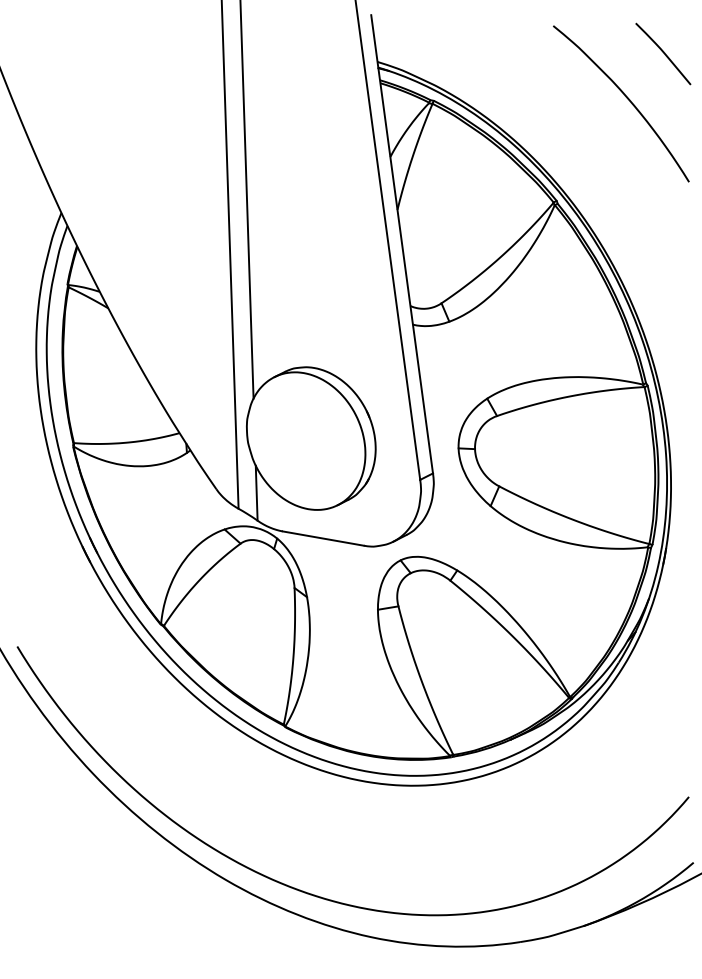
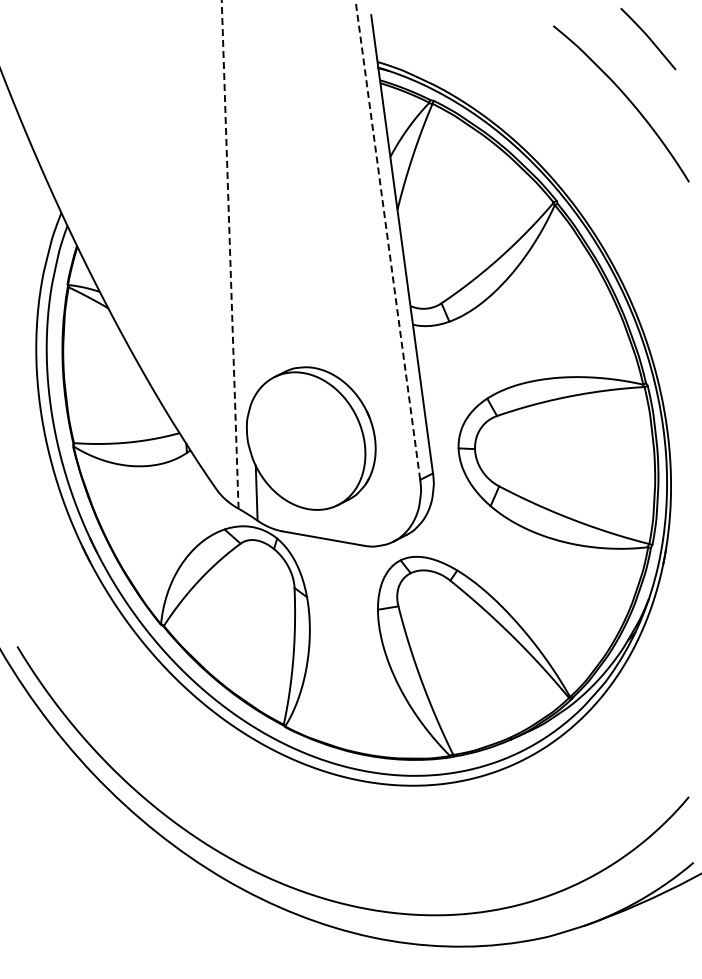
curve position: (663, 53) -> (648, 38) (648, 38)
line: present -> none (246, 200)
line: solid -> dashed (387, 240)
line: solid -> dashed (230, 253)
